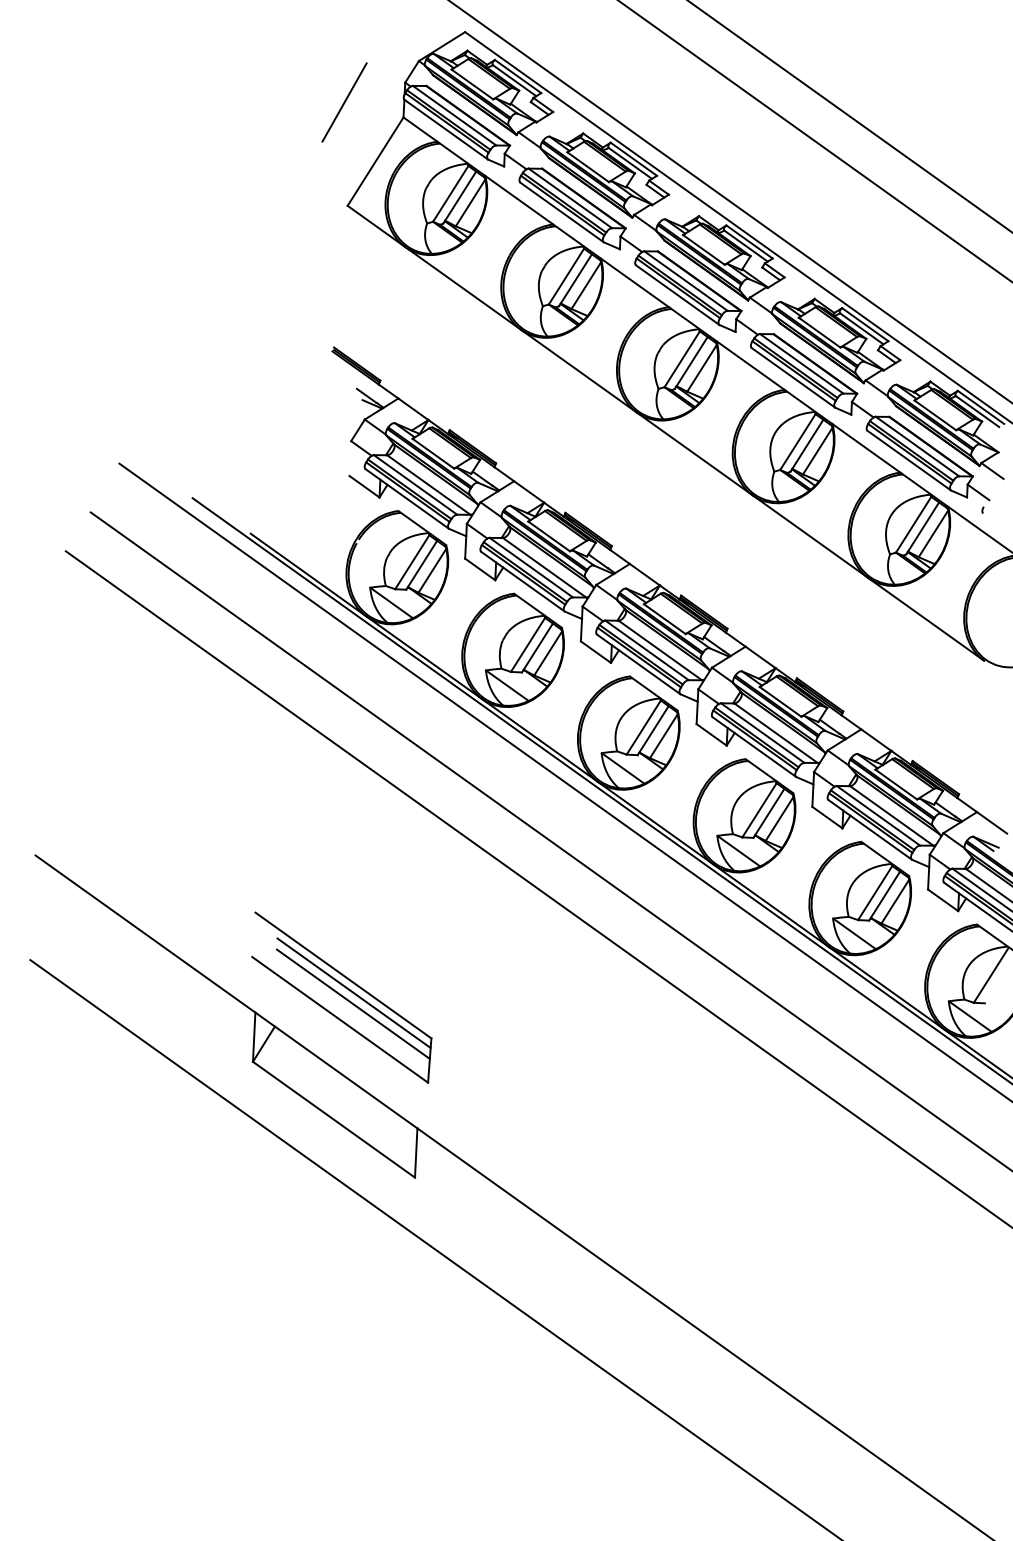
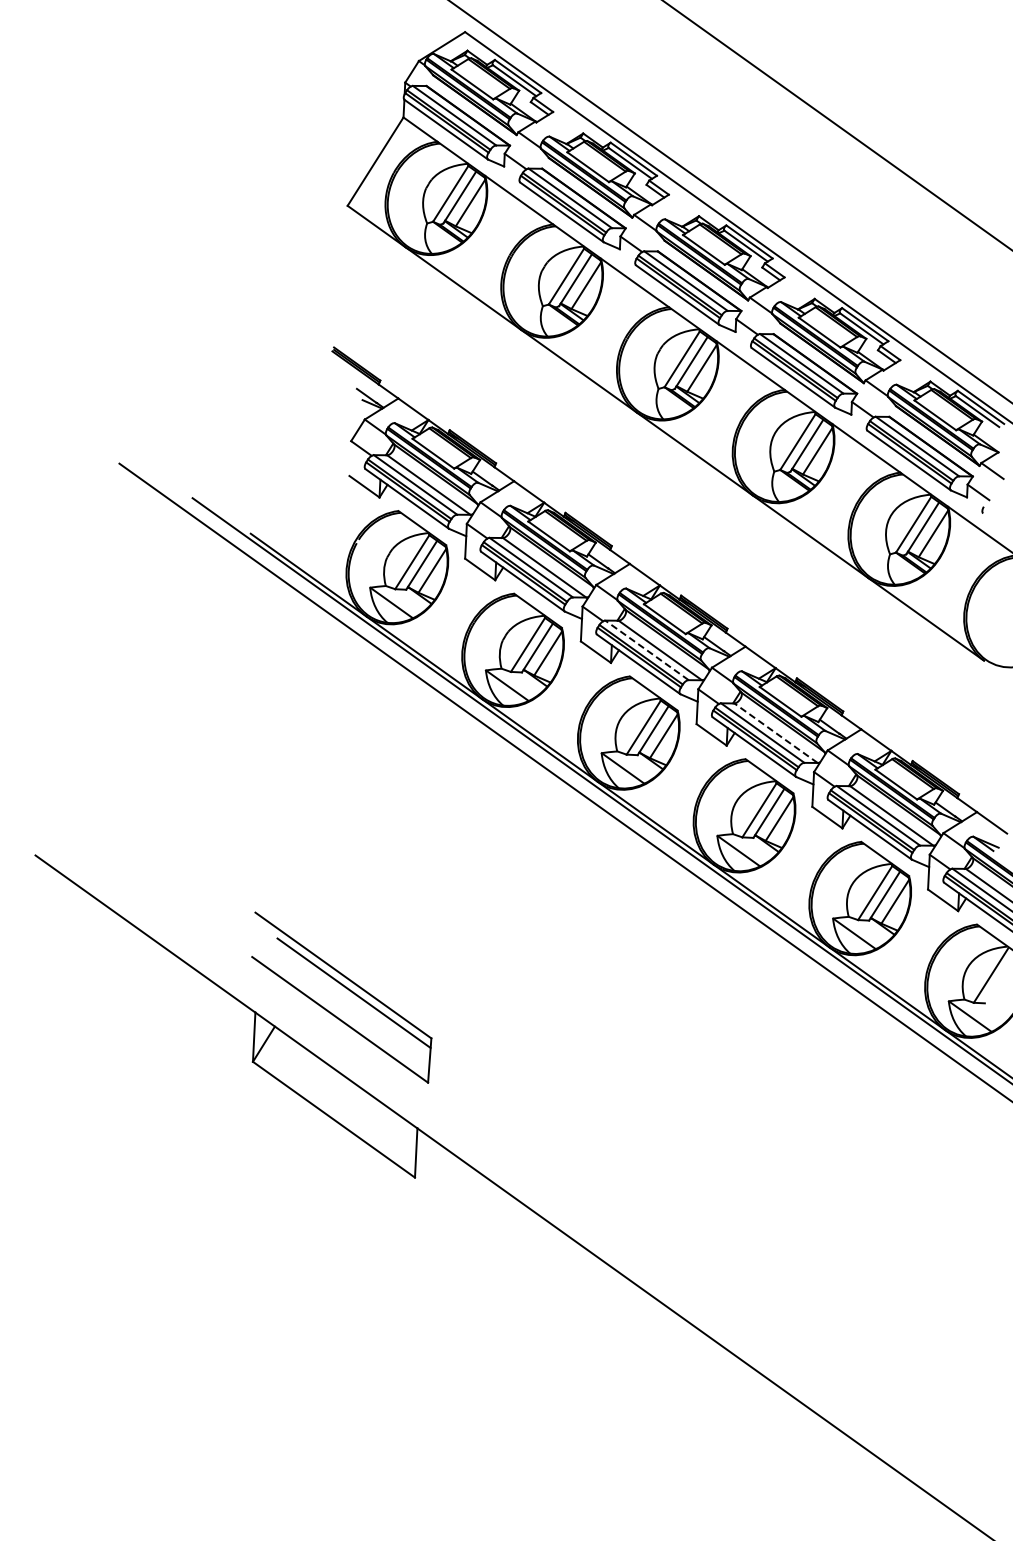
line: present -> none (344, 102)
line: present -> none (849, 116)
line position: (814, 141) -> (836, 125) (836, 125)
line: solid -> dashed (646, 650)
line: solid -> dashed (775, 732)
line: present -> none (549, 840)
line: present -> none (537, 888)
line: present -> none (352, 1003)
line: present -> none (434, 1248)
